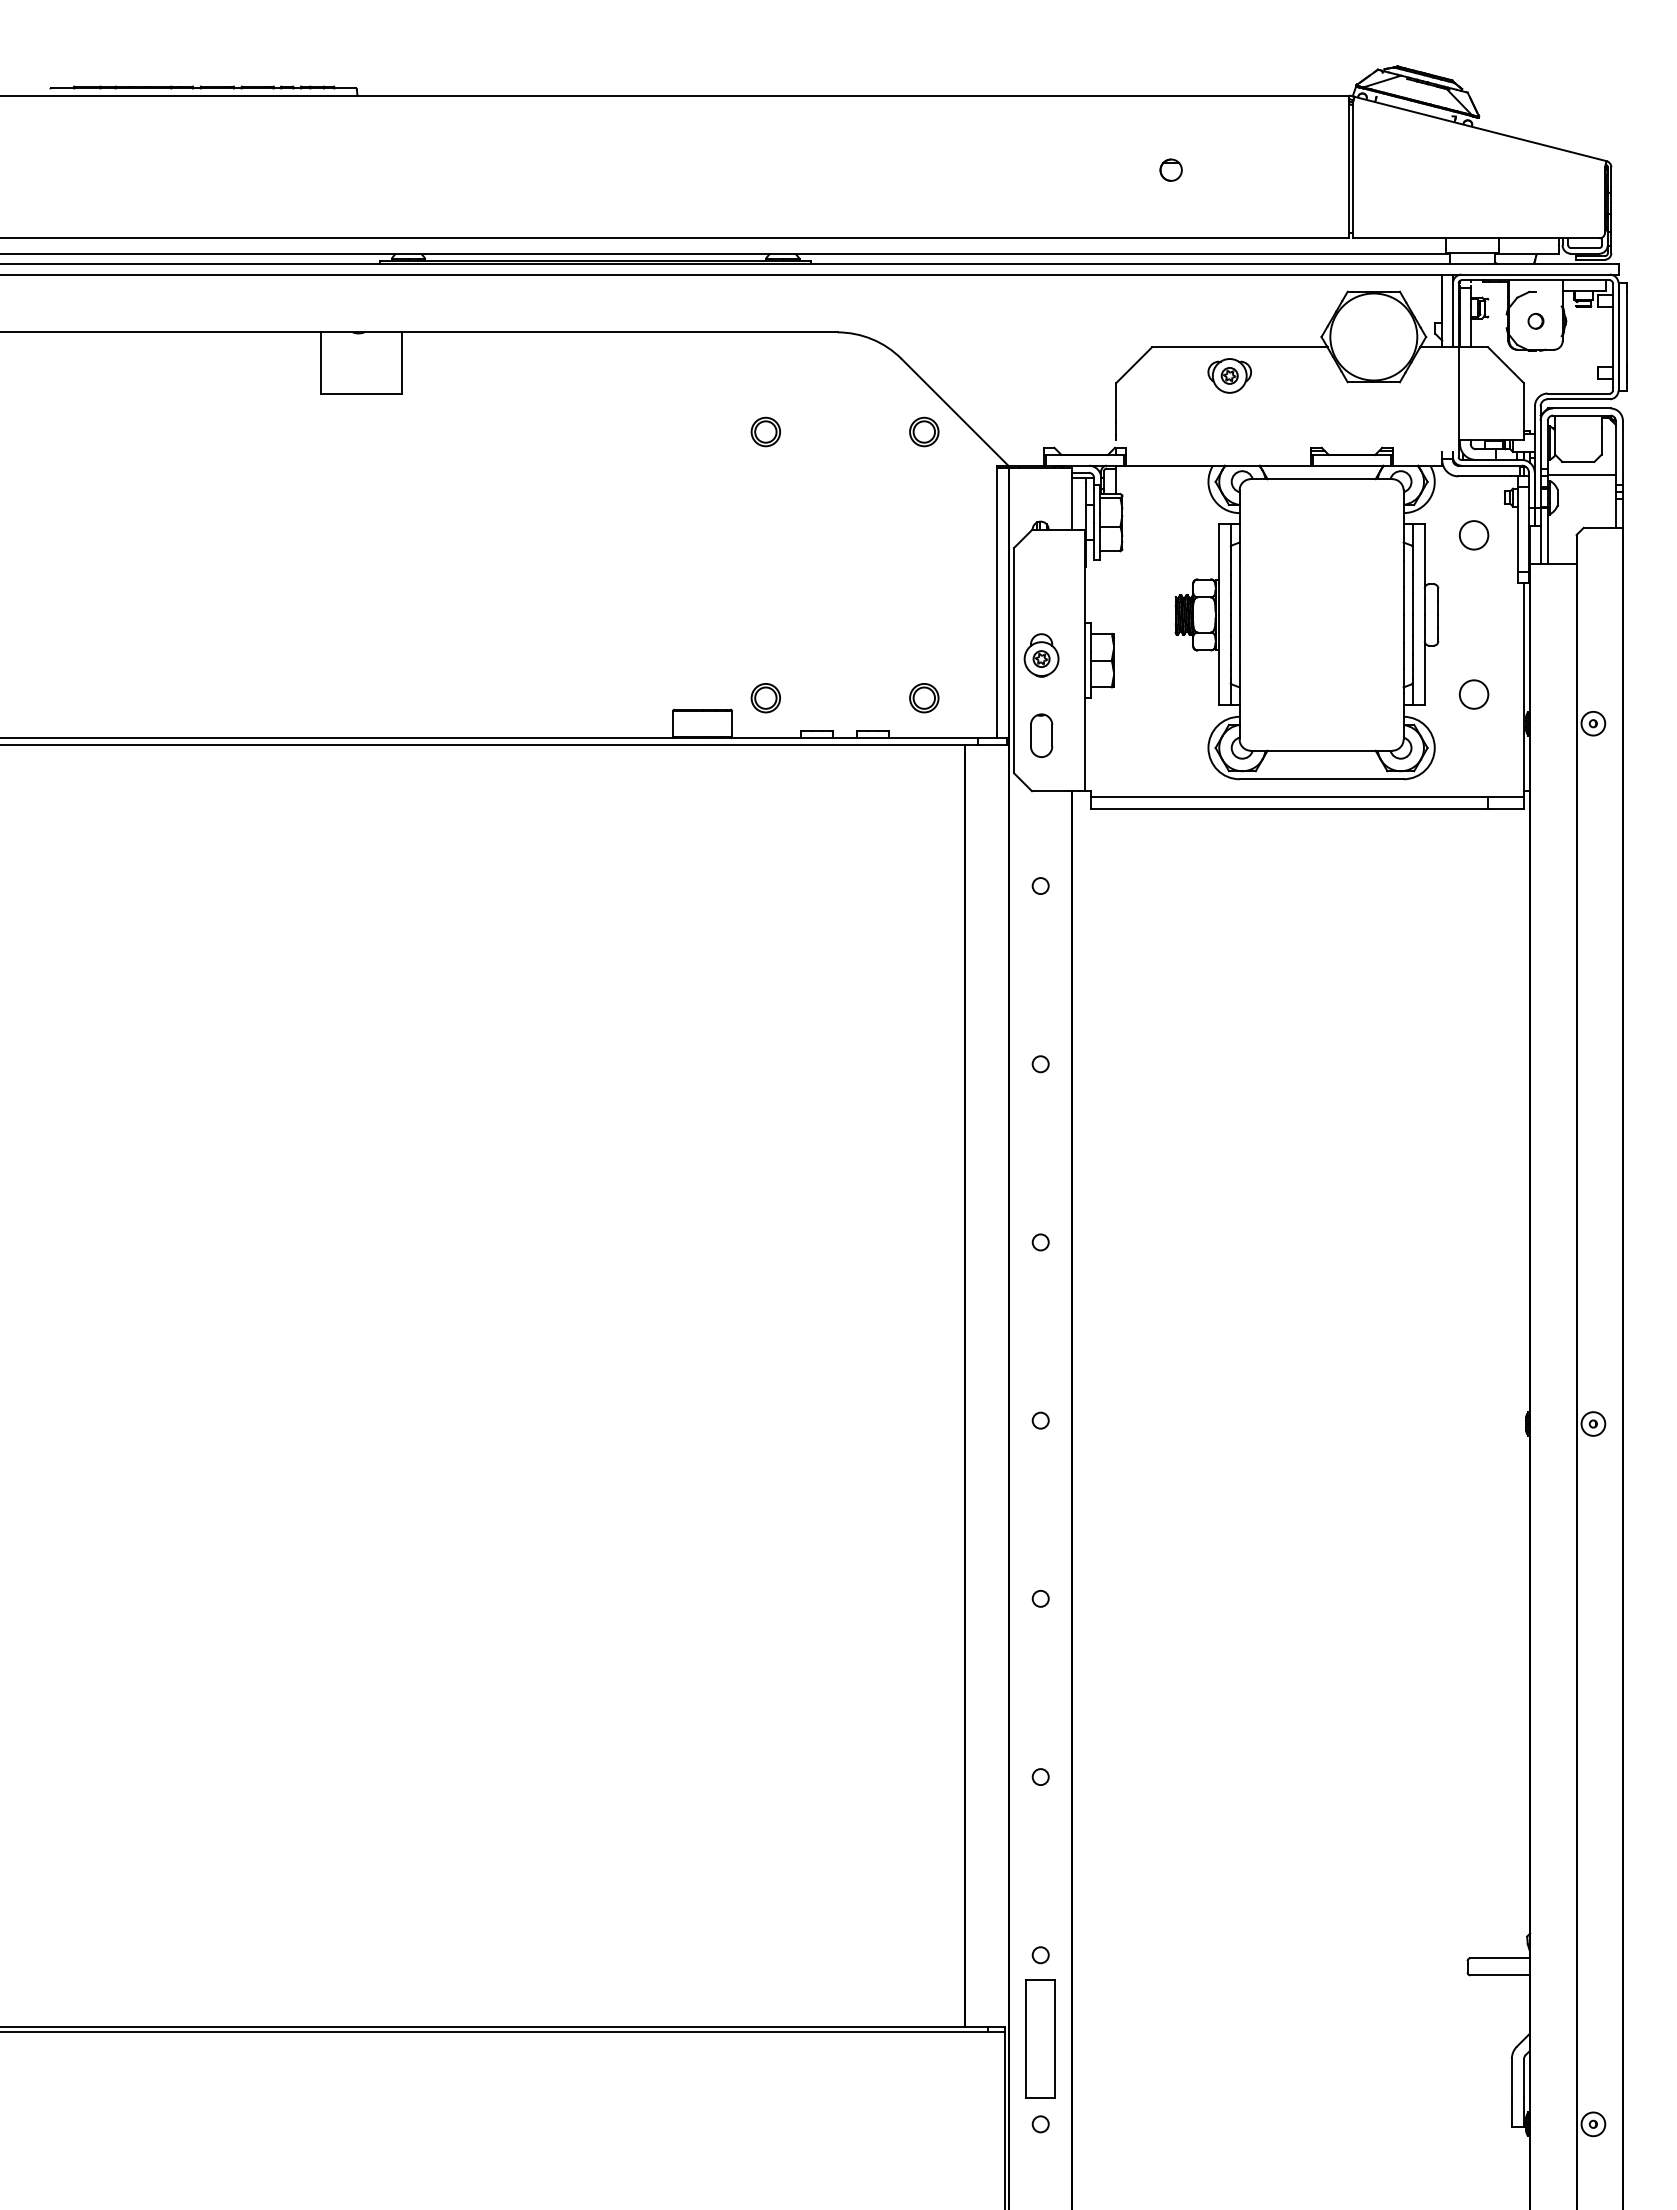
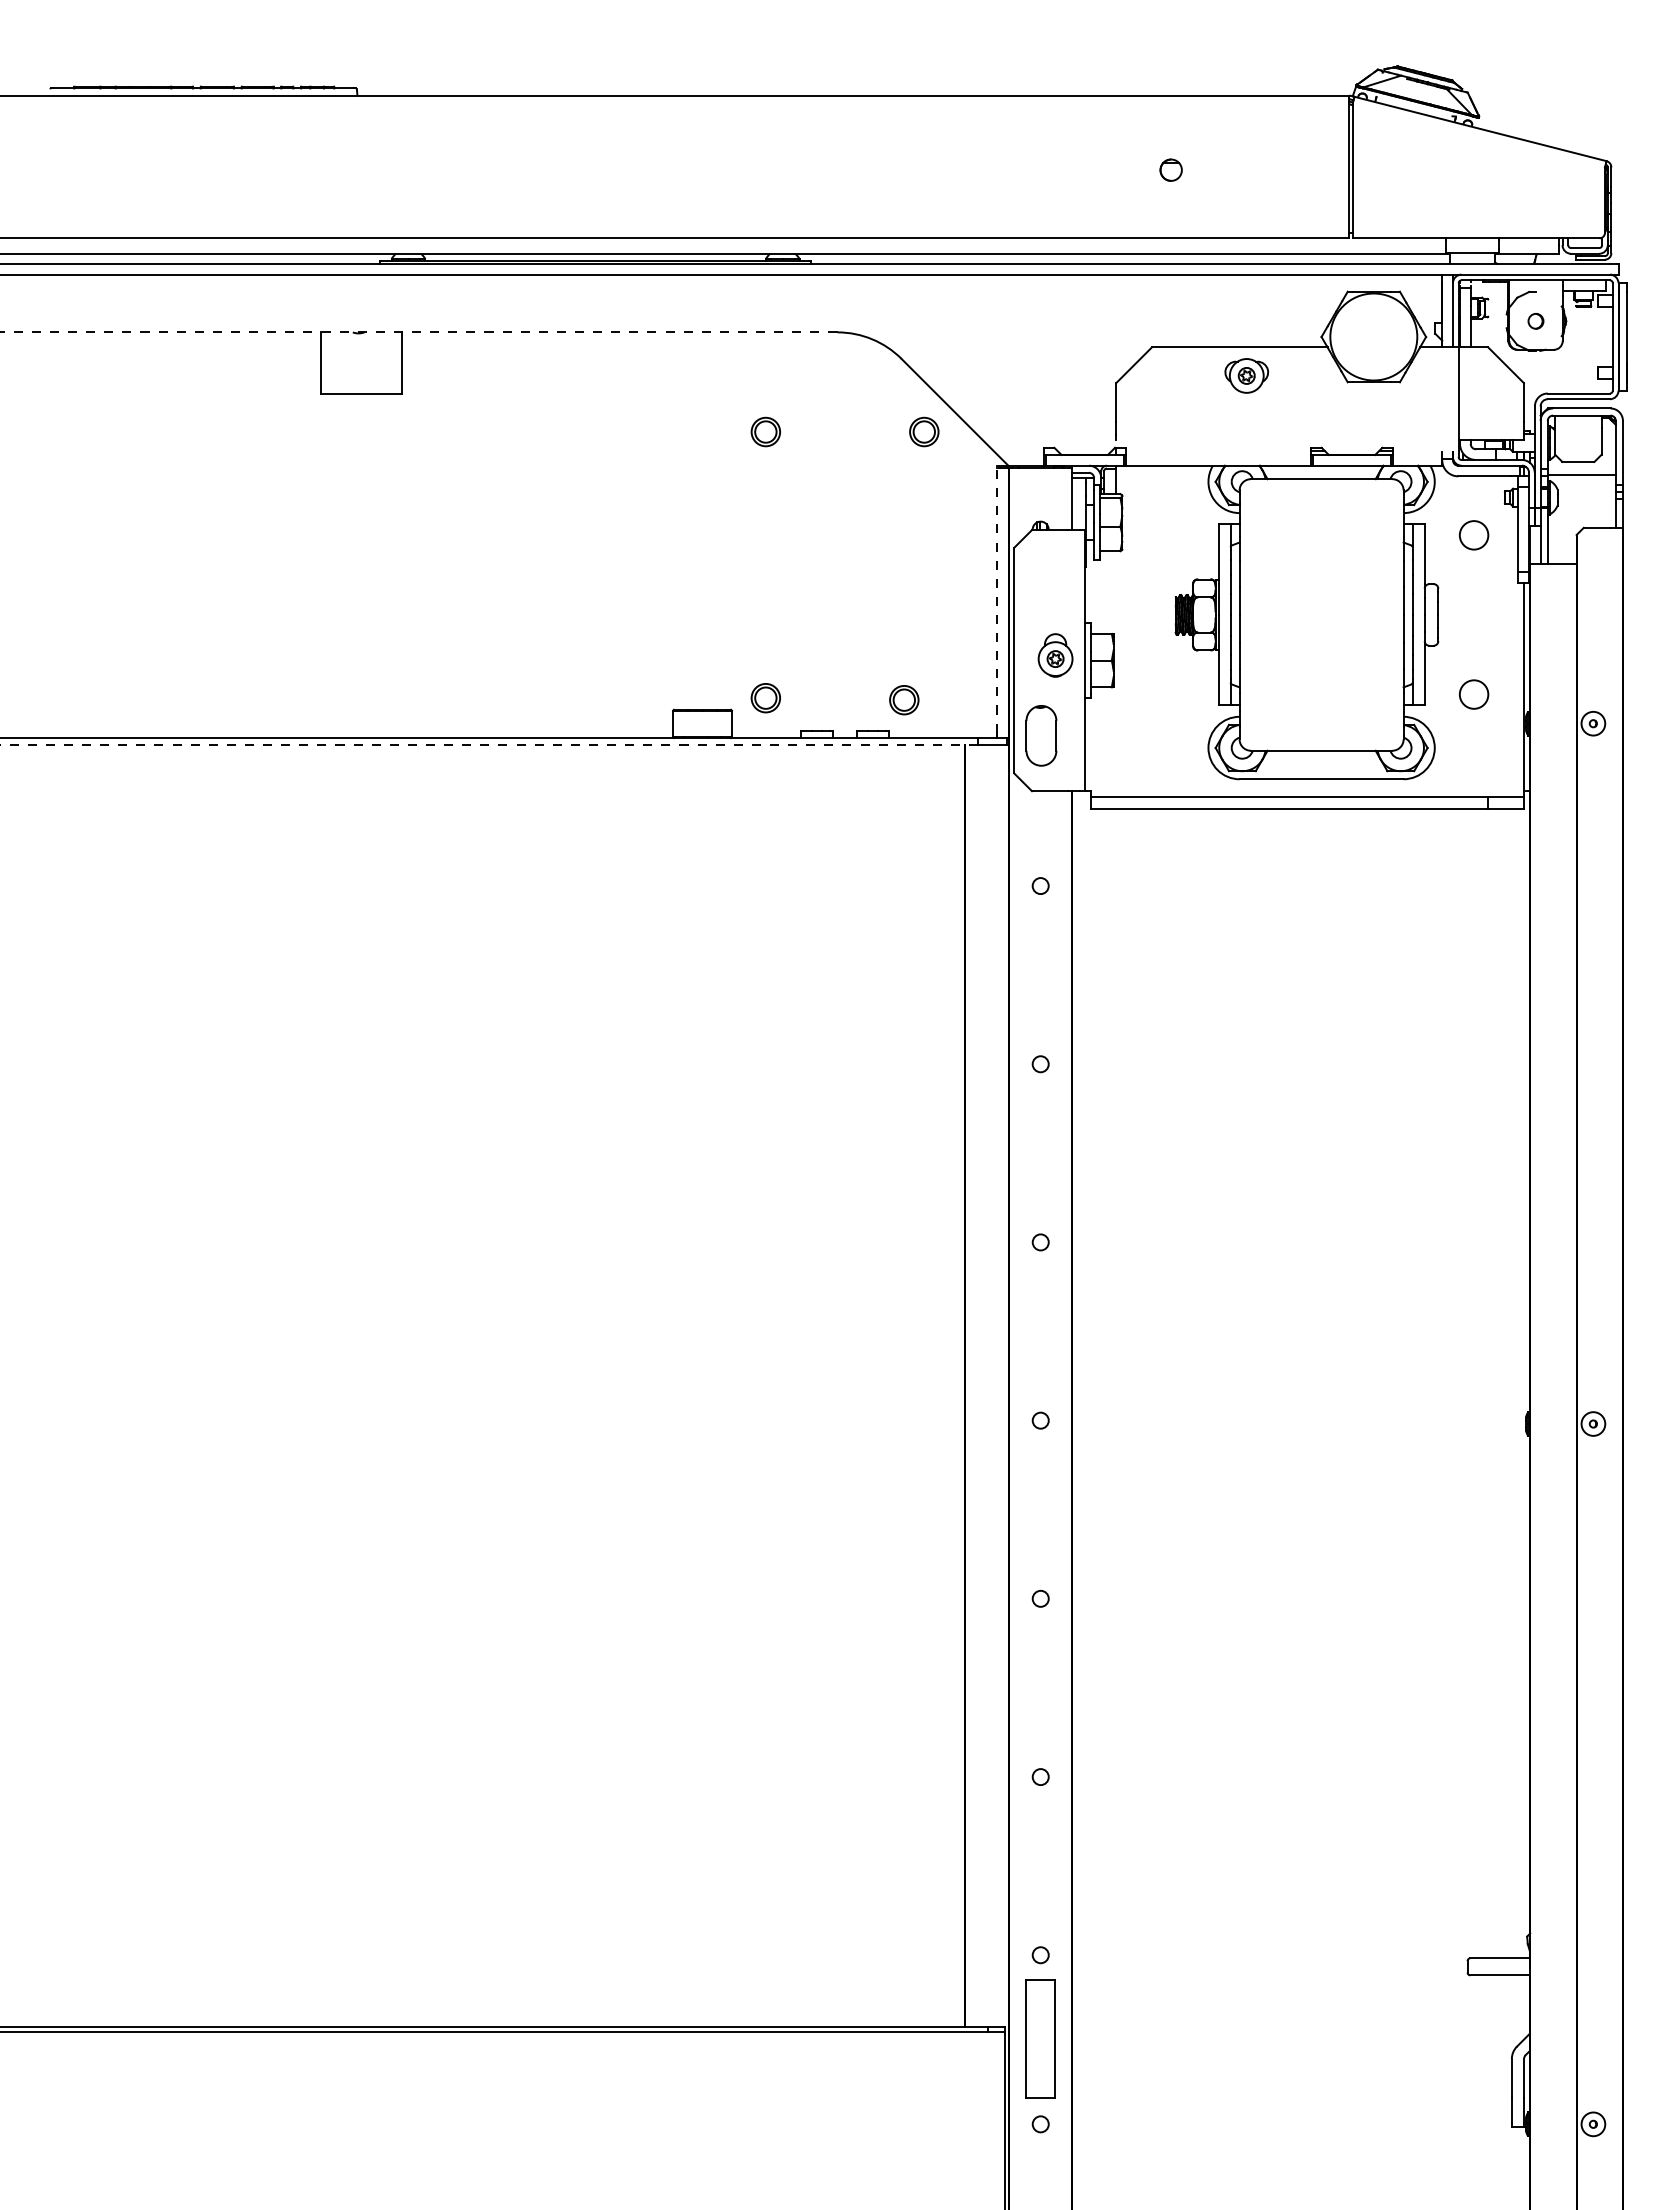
line: solid -> dashed (418, 332)
part position: (1229, 375) -> (1246, 375) (1246, 375)
line: solid -> dashed (996, 598)
part position: (1041, 655) -> (1055, 655) (1055, 655)
part position: (924, 698) -> (904, 700) (904, 700)
part size: 24x45 px -> 33x62 px (1041, 735)
line: solid -> dashed (489, 745)
